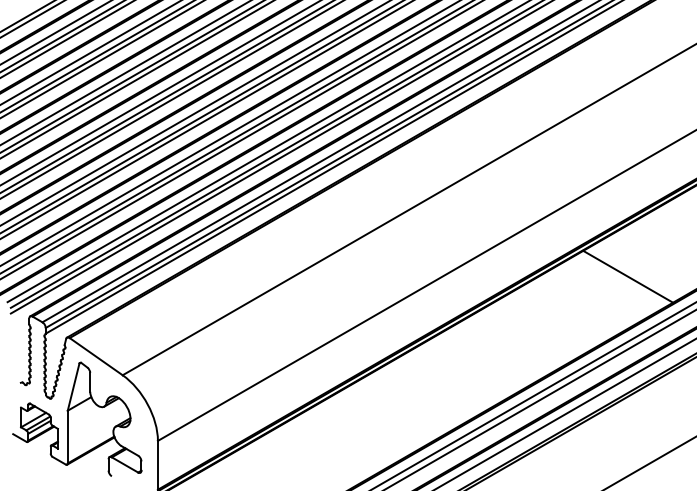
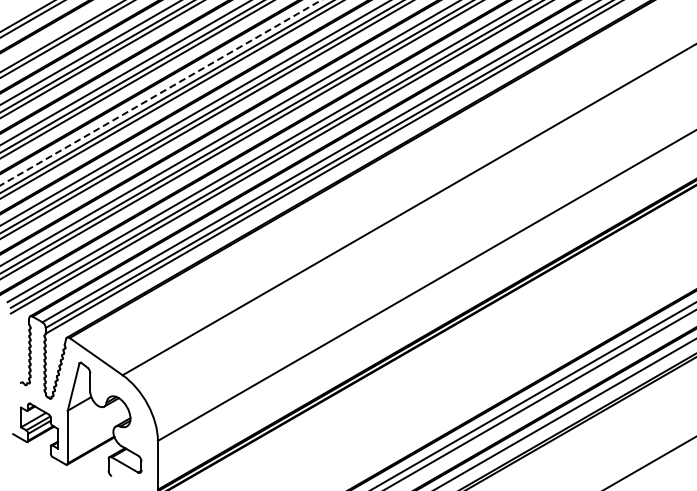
line: present -> none (55, 32)
line: solid -> dashed (161, 92)
line: present -> none (628, 276)
